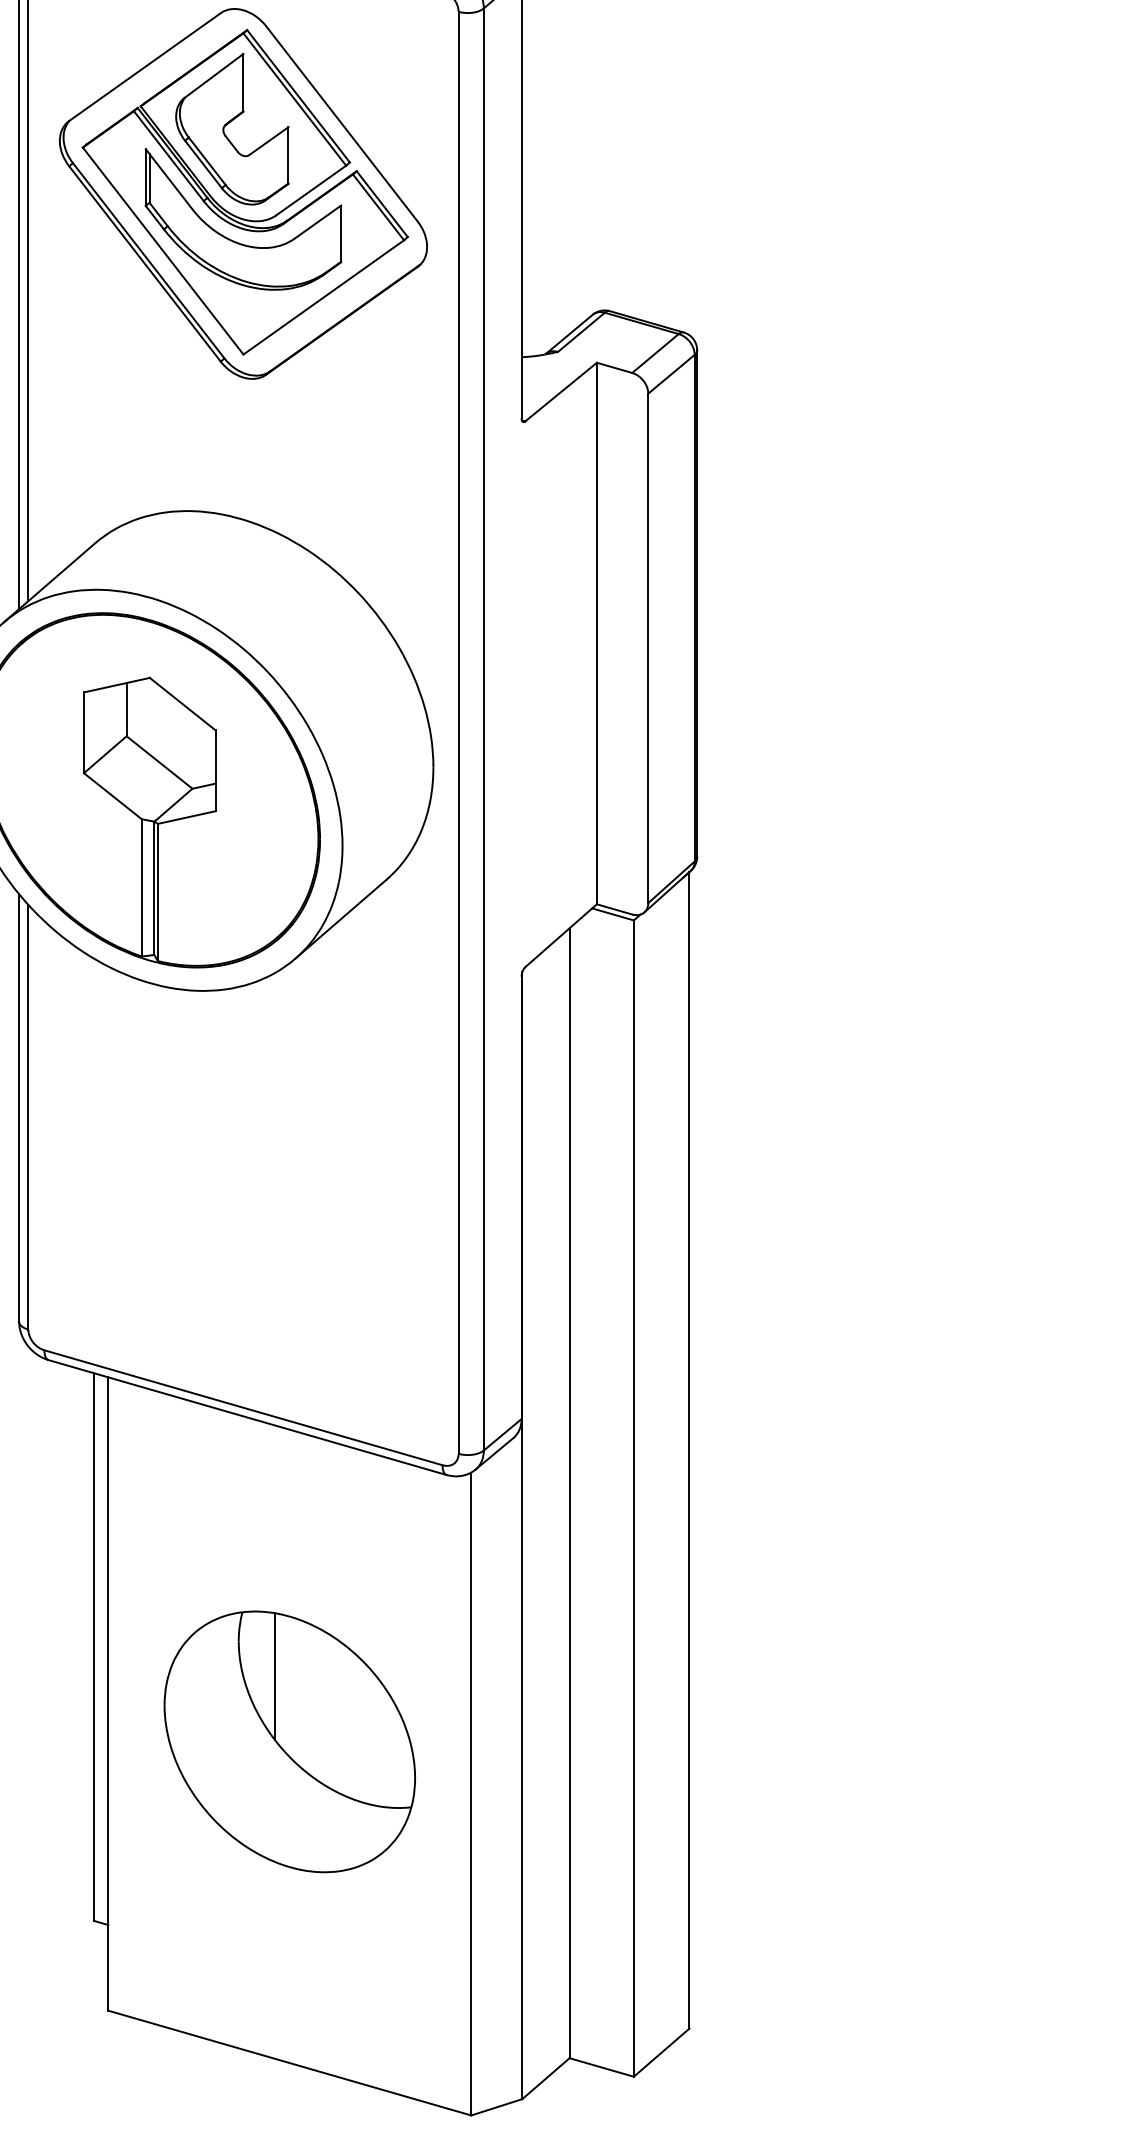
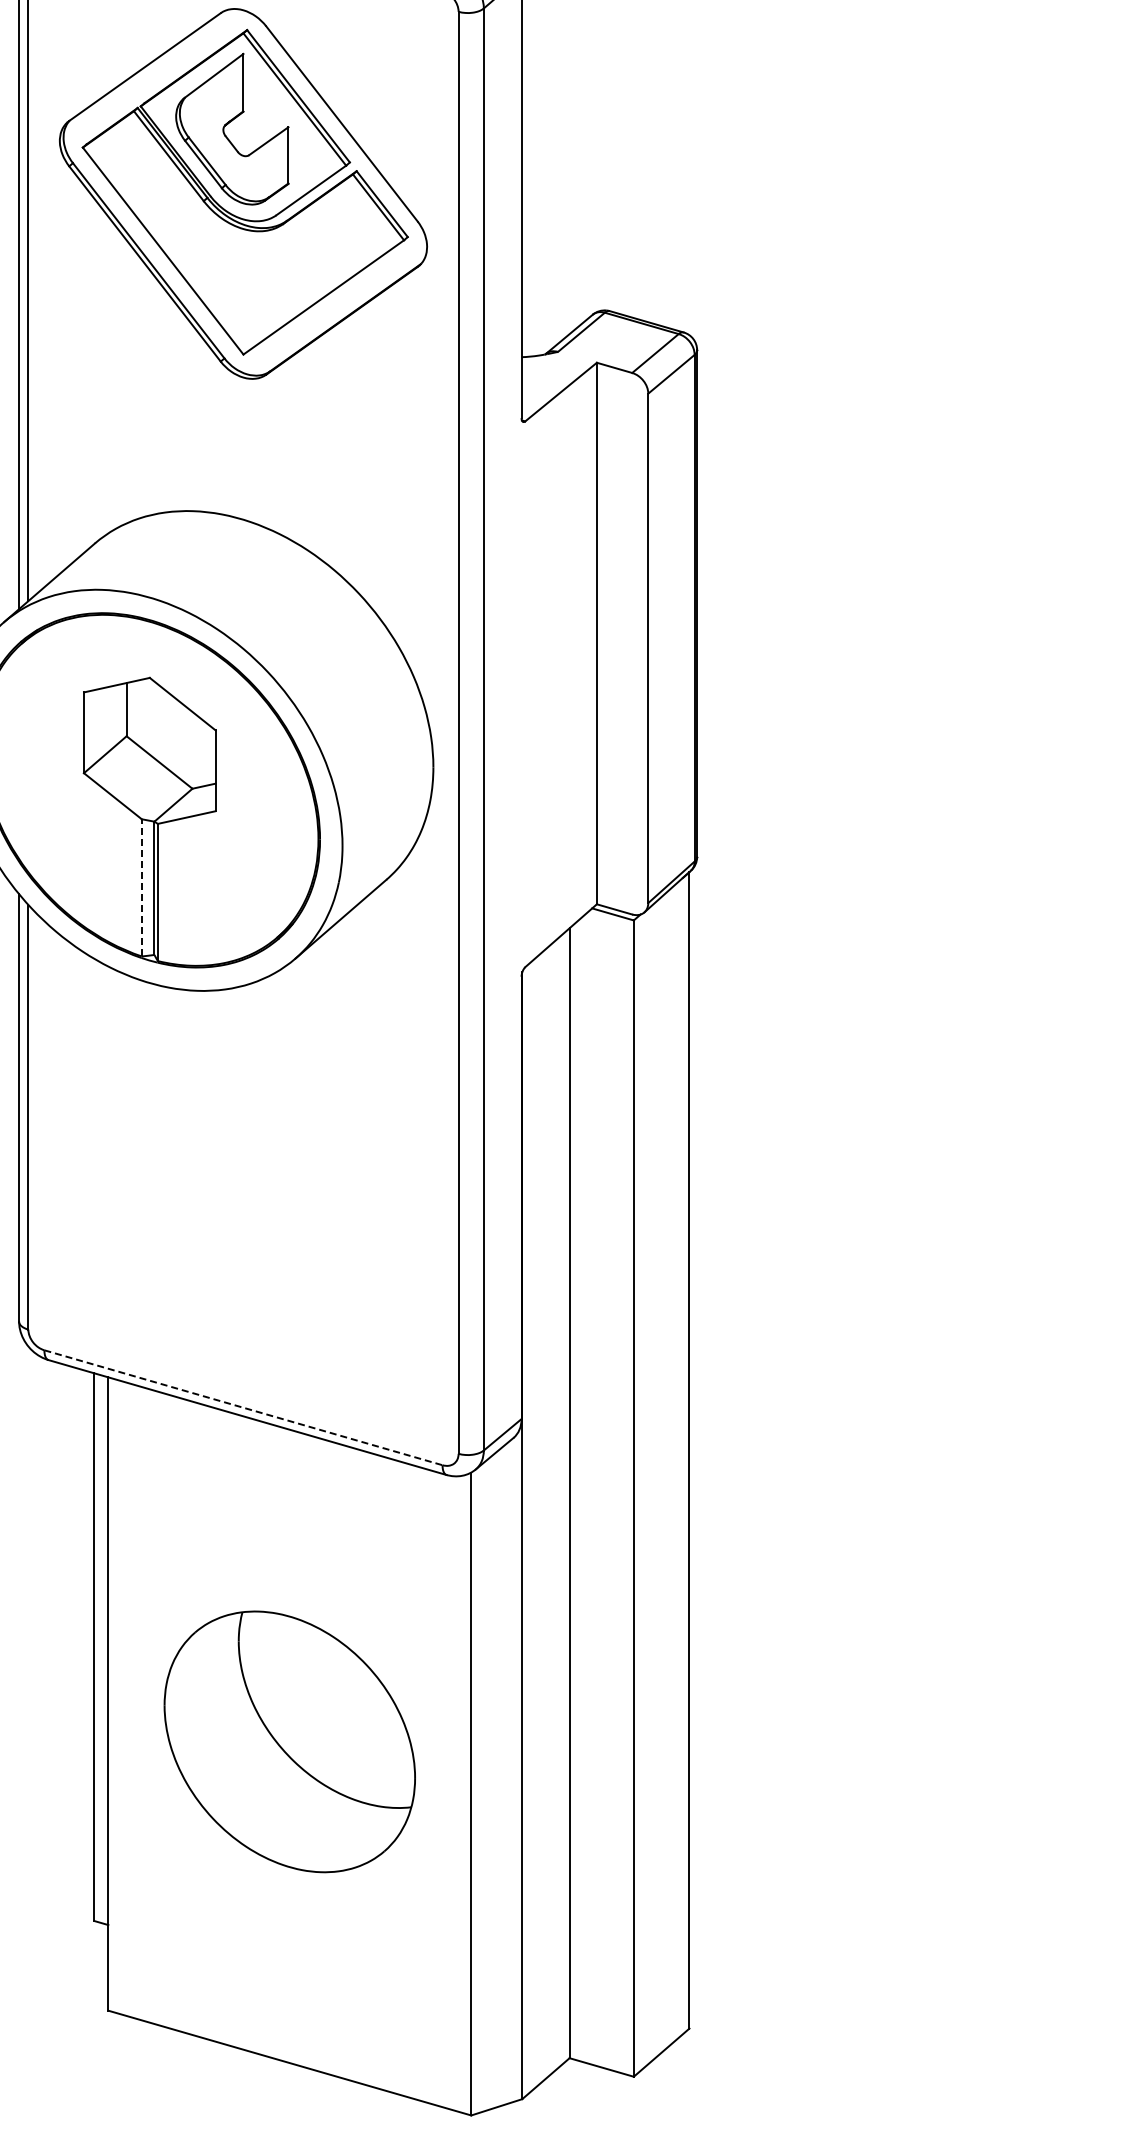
part: present -> none (234, 240)
line: solid -> dashed (141, 887)
line: solid -> dashed (243, 1407)
line: present -> none (275, 1676)
